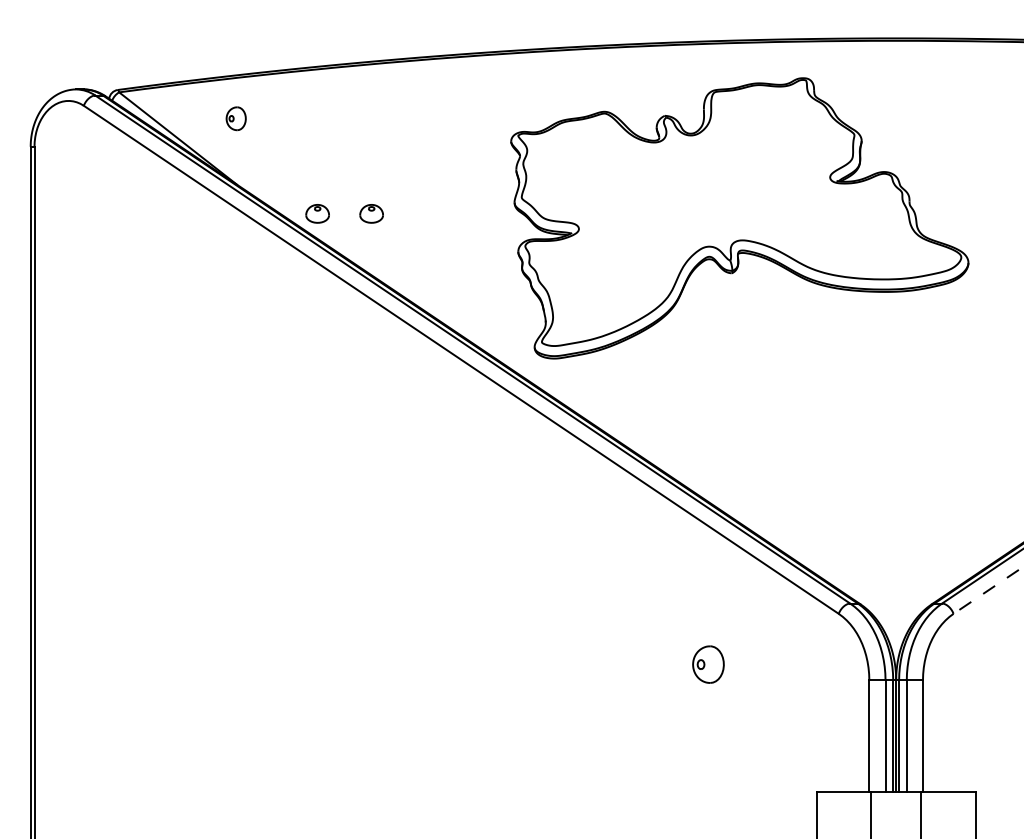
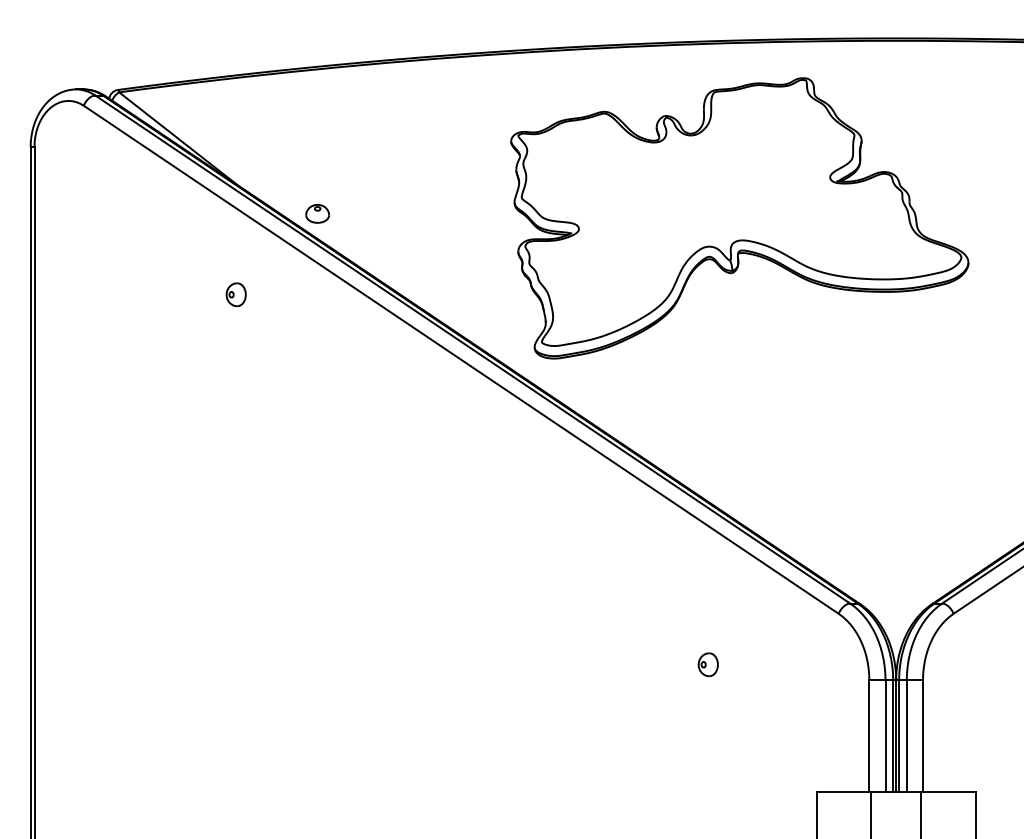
part position: (235, 118) -> (235, 294) (235, 294)
part: present -> none (371, 213)
line: dashed -> solid (988, 590)
part size: 33x39 px -> 22x26 px (707, 664)
